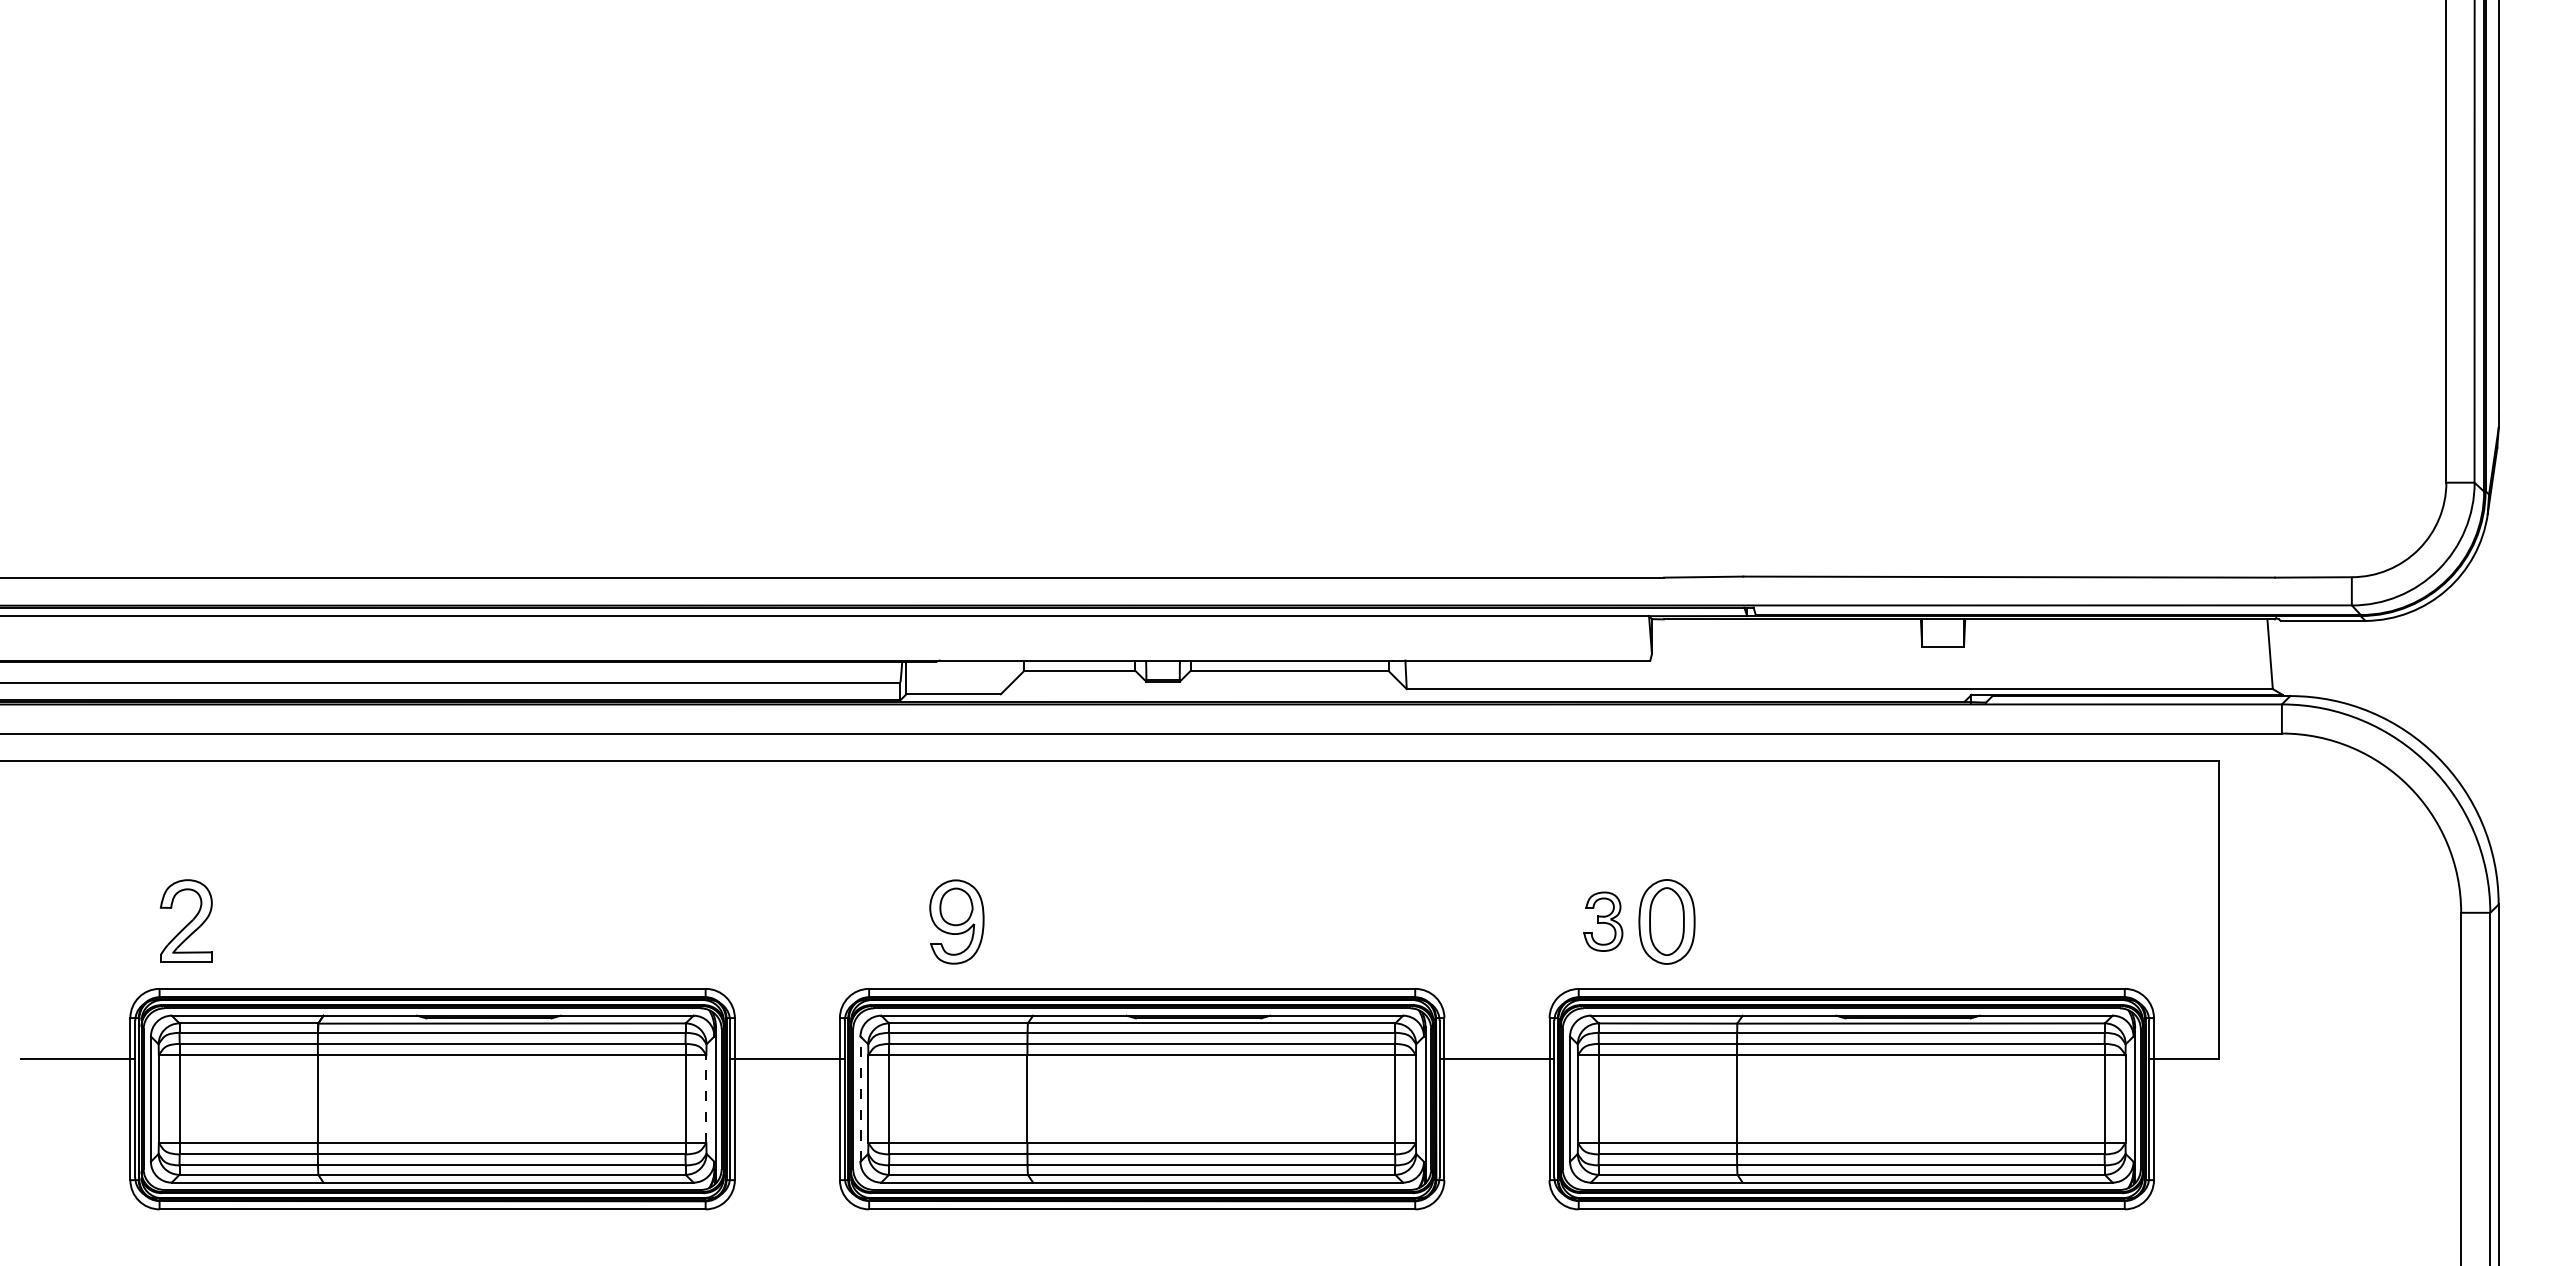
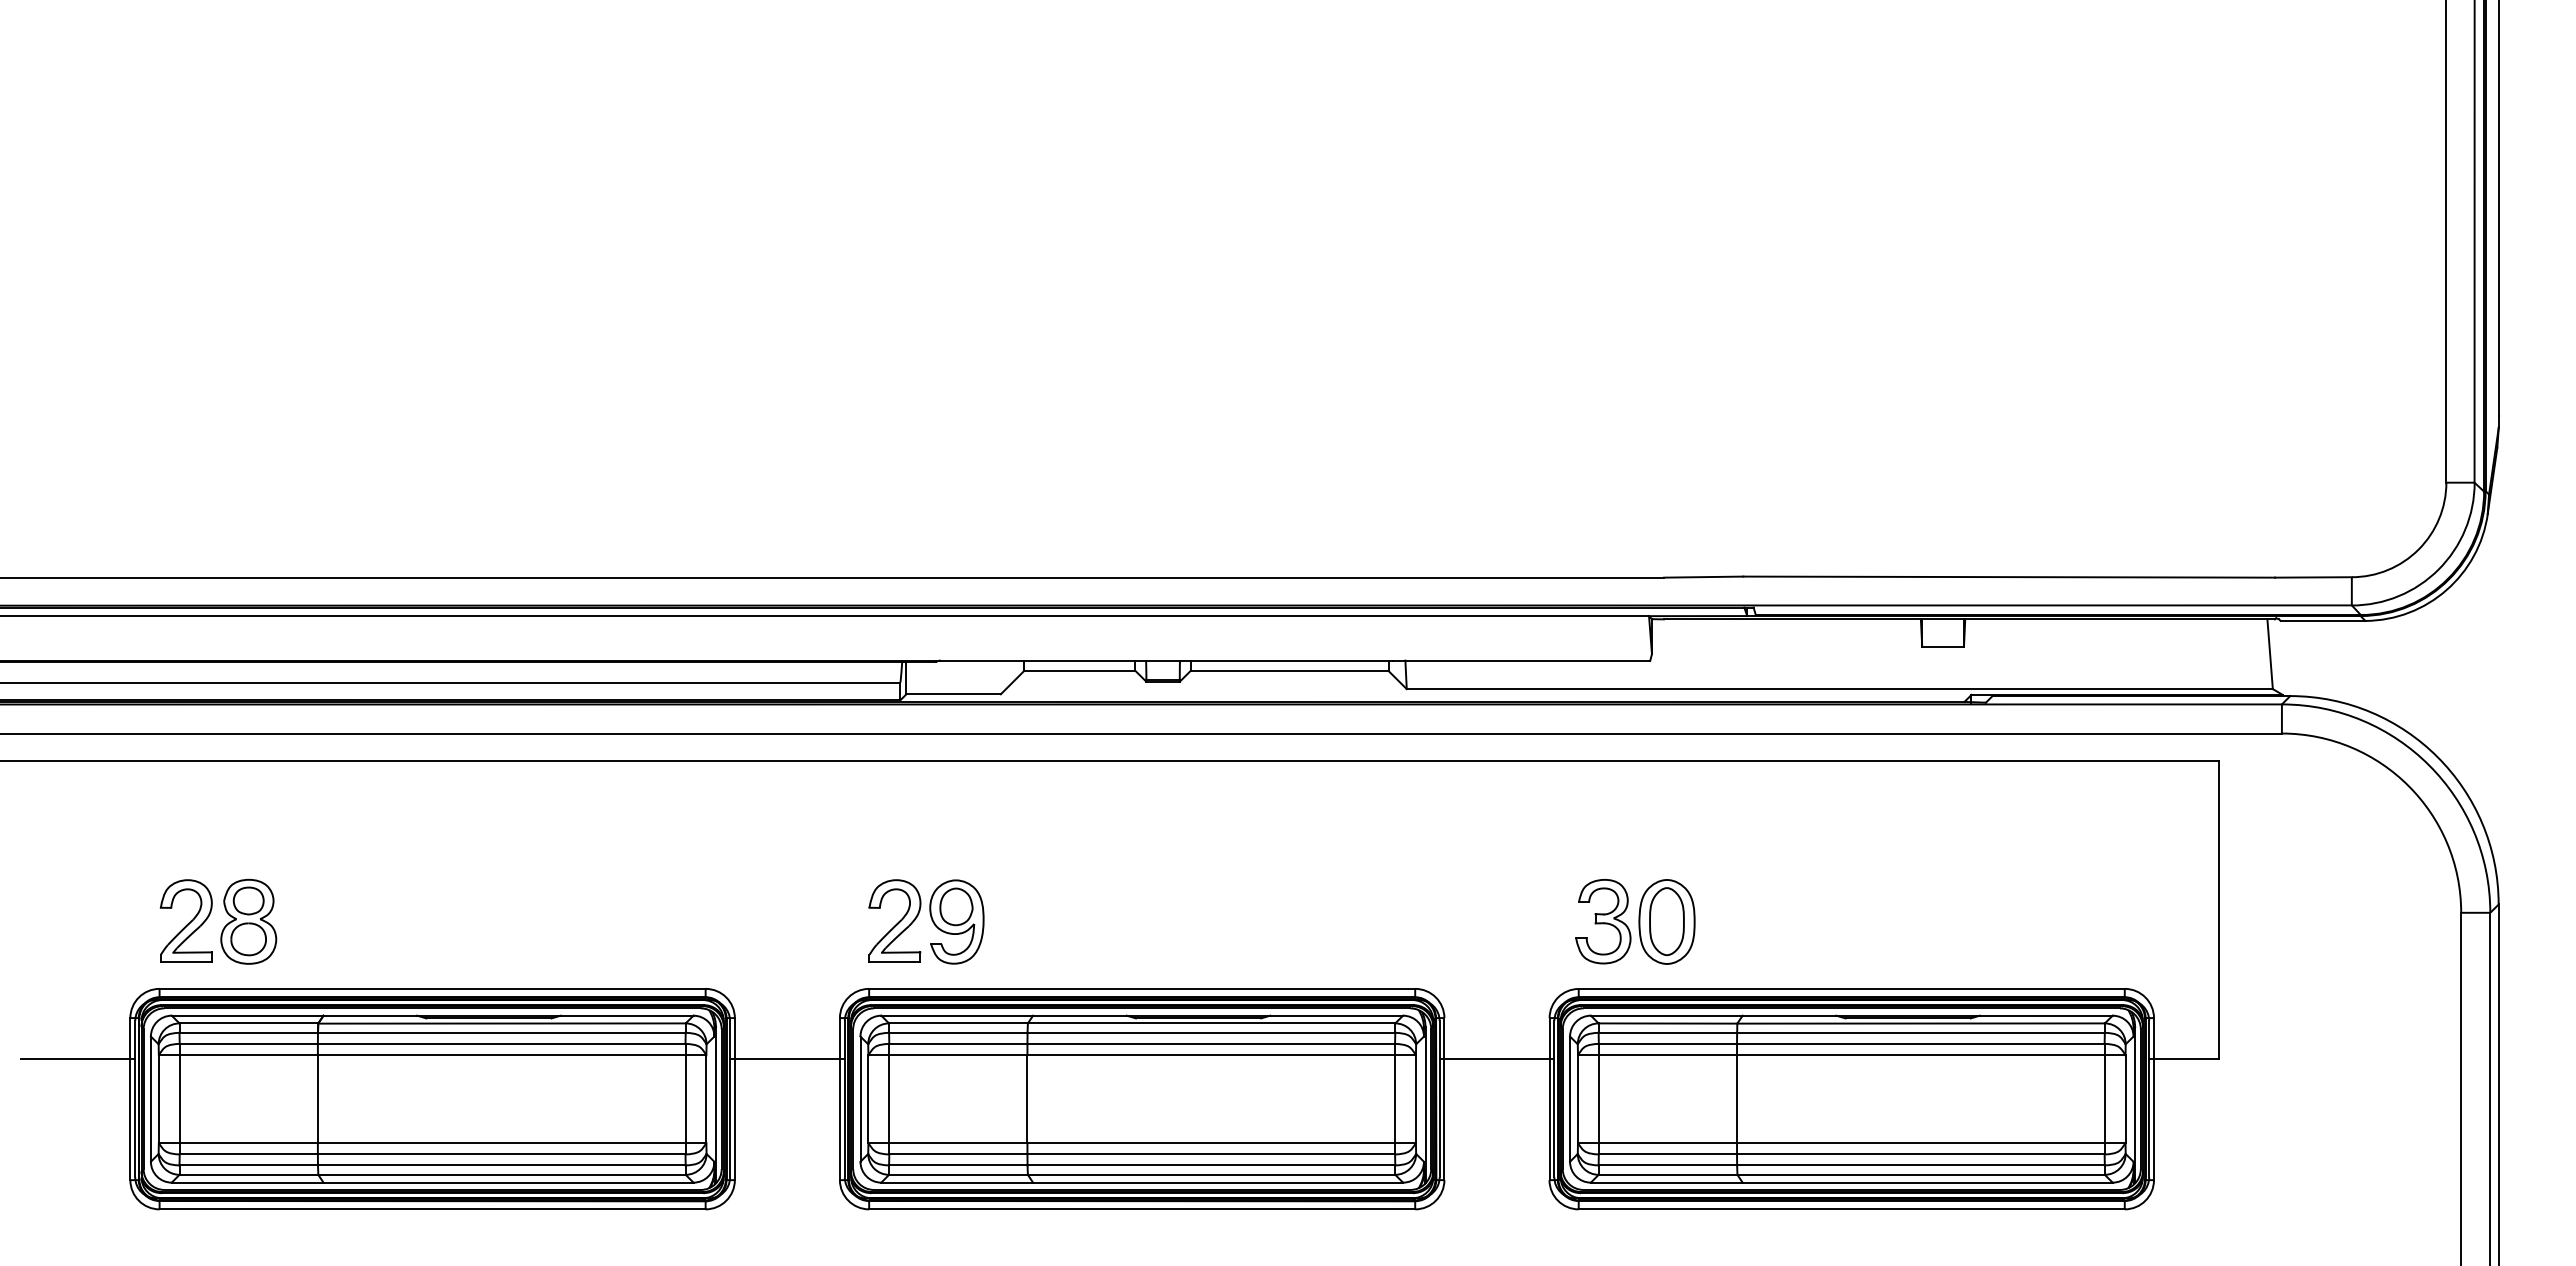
part: none -> present (894, 920)
part: none -> present (248, 921)
part size: 41x61 px -> 57x86 px (1603, 921)
line: dashed -> solid (706, 1099)
line: dashed -> solid (860, 1099)
